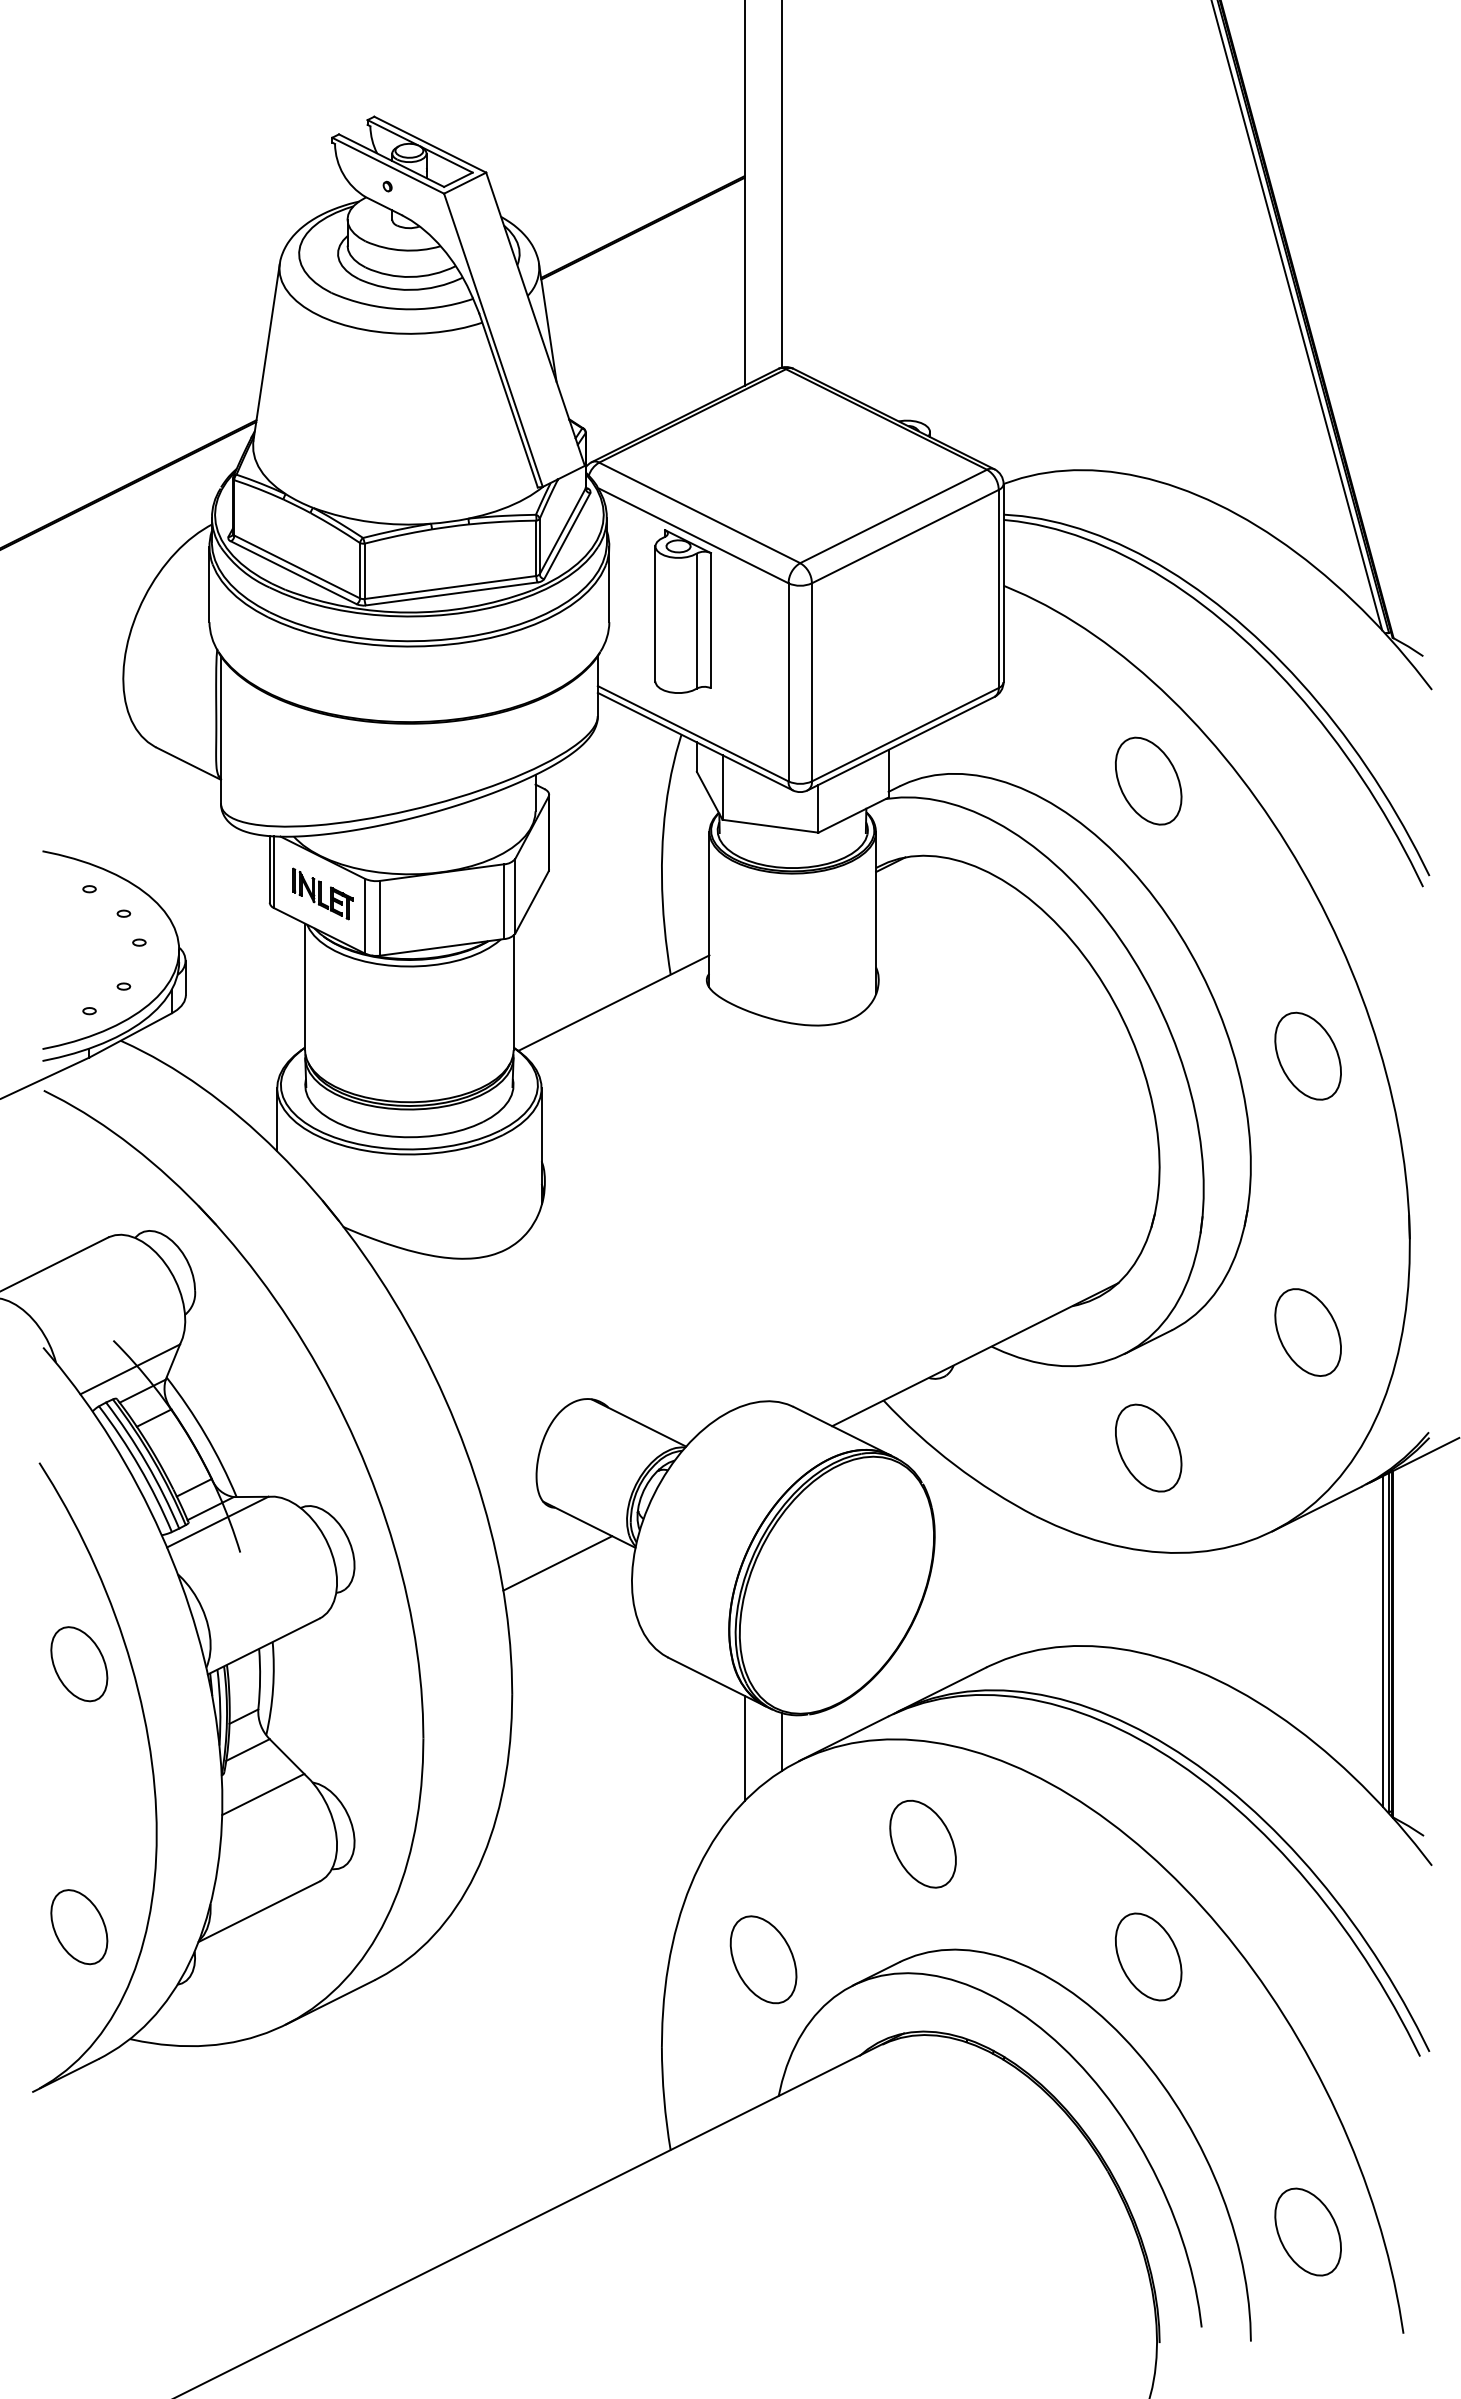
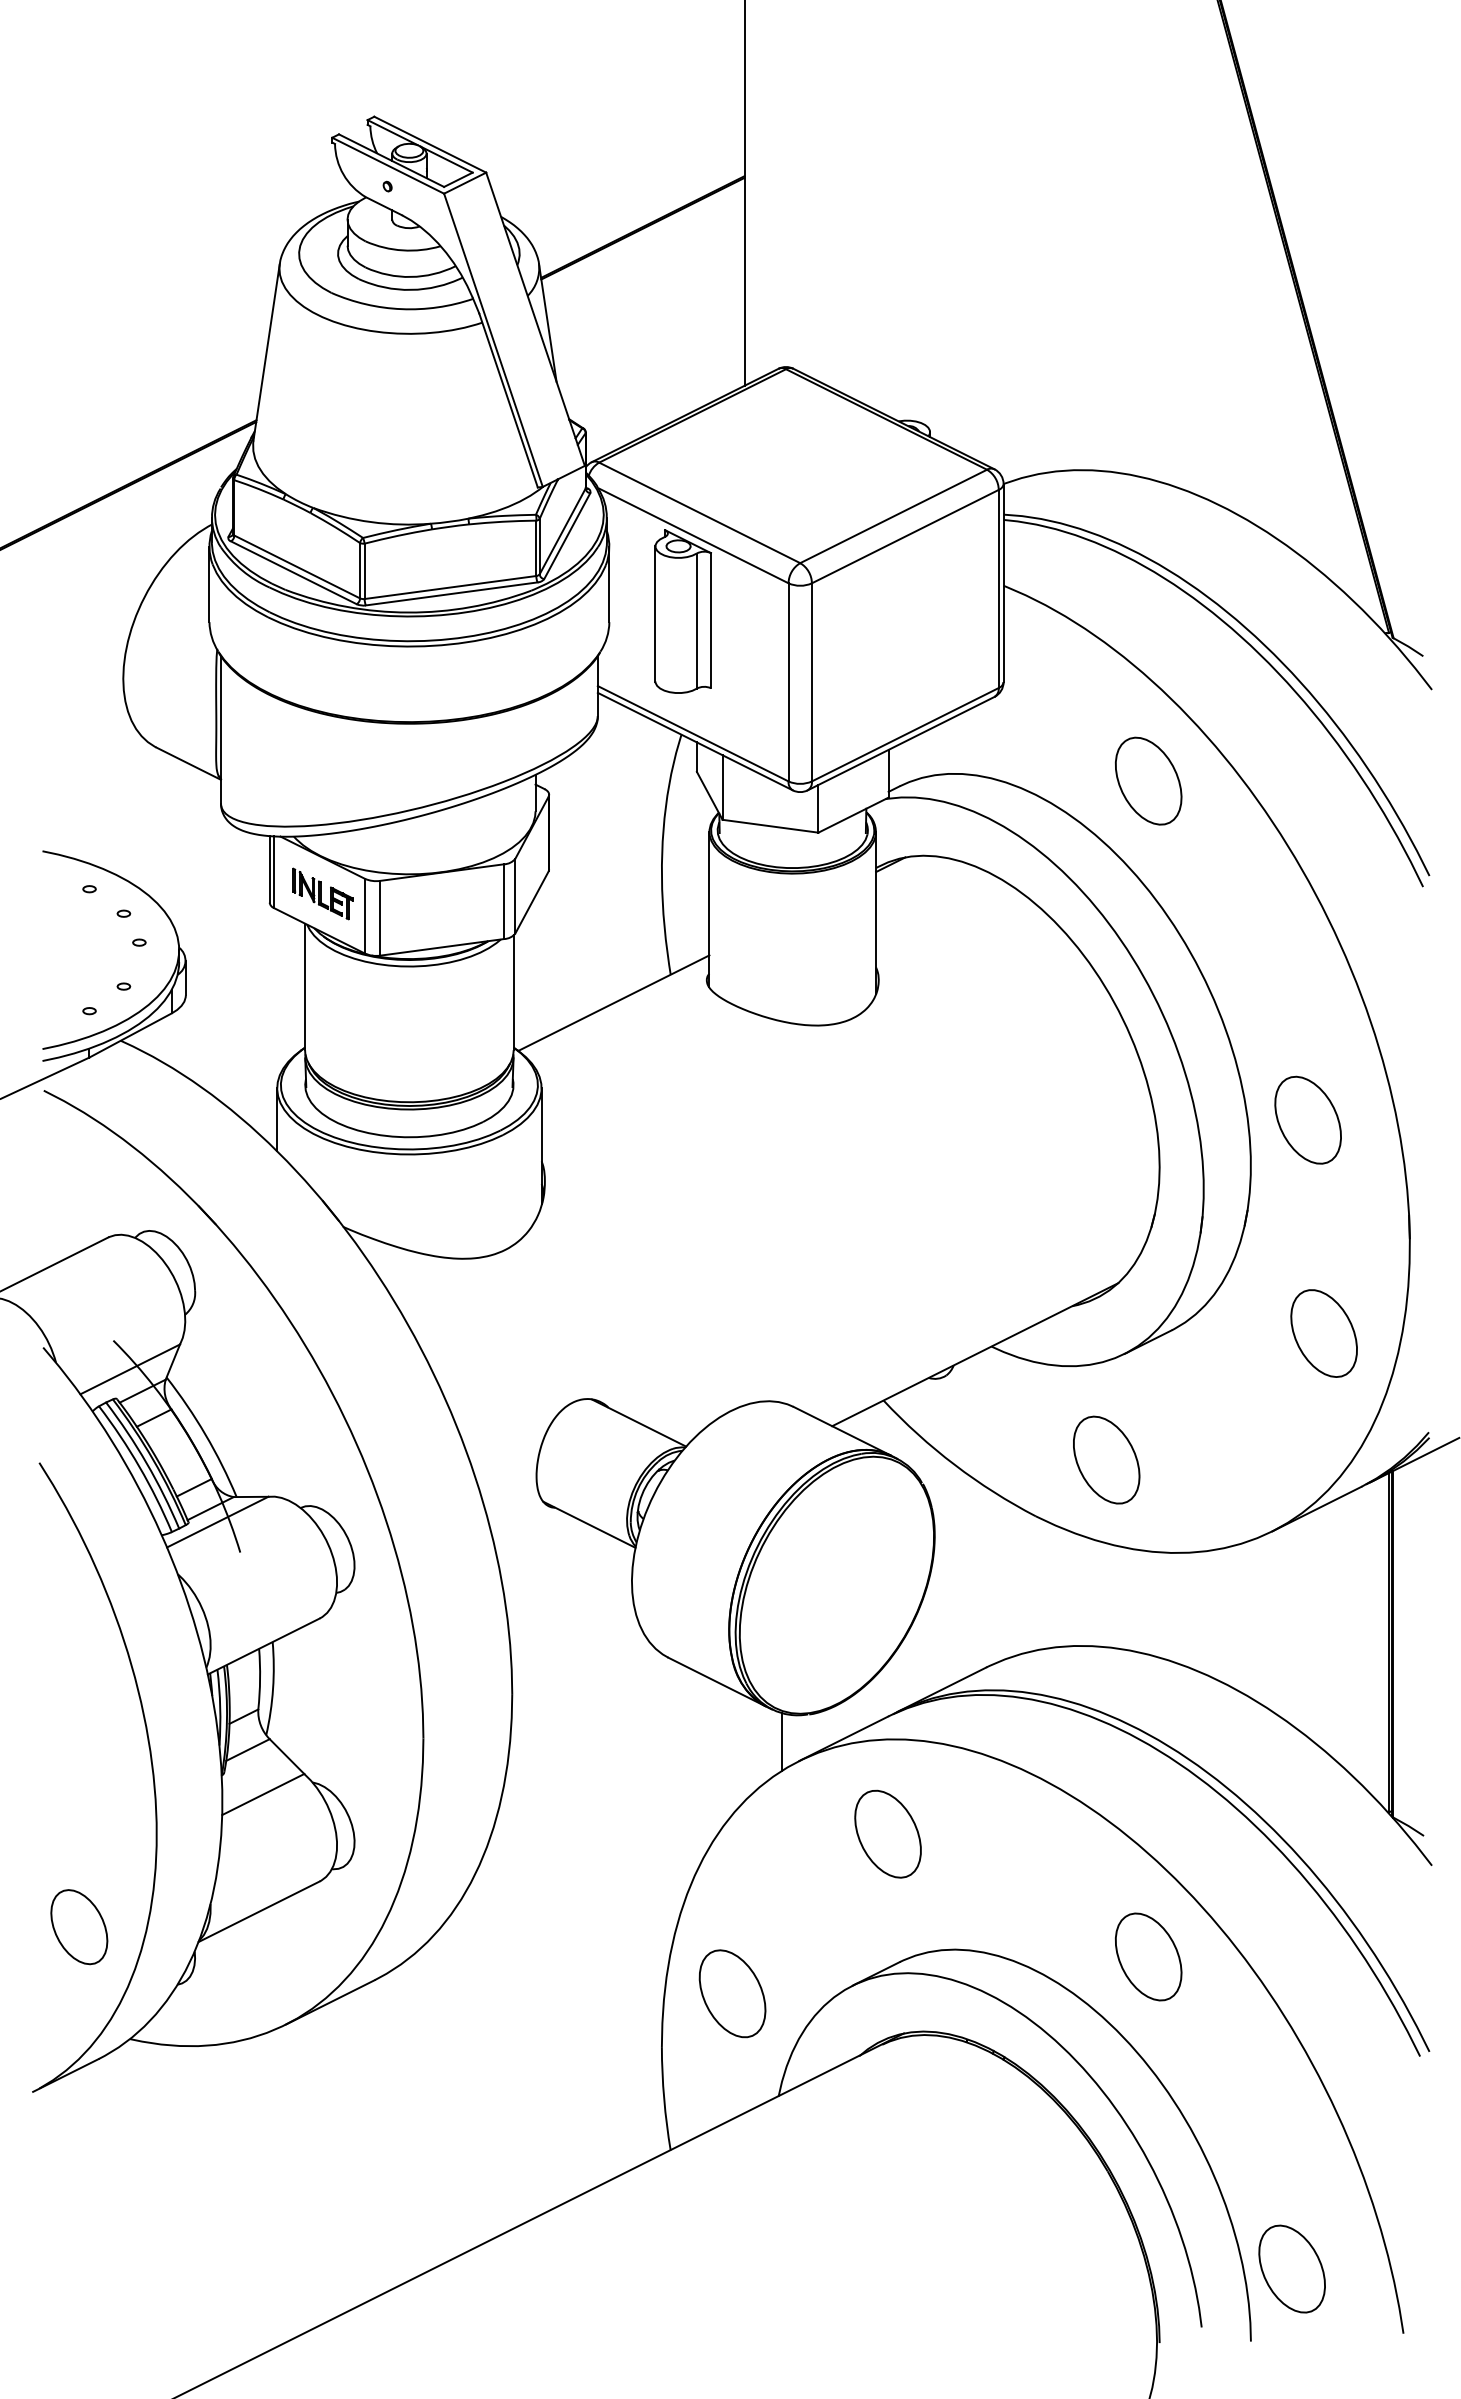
line: present -> none (782, 184)
line: present -> none (1297, 316)
part position: (1307, 1055) -> (1307, 1119) (1307, 1119)
part position: (1307, 1332) -> (1323, 1333) (1323, 1333)
part position: (1148, 1447) -> (1106, 1459) (1106, 1459)
line: present -> none (557, 1563)
line: present -> none (1383, 1641)
part: present -> none (79, 1664)
line: present -> none (744, 1748)
part position: (922, 1843) -> (887, 1833) (887, 1833)
part position: (763, 1959) -> (732, 1993) (732, 1993)
part position: (1307, 2231) -> (1291, 2268) (1291, 2268)
